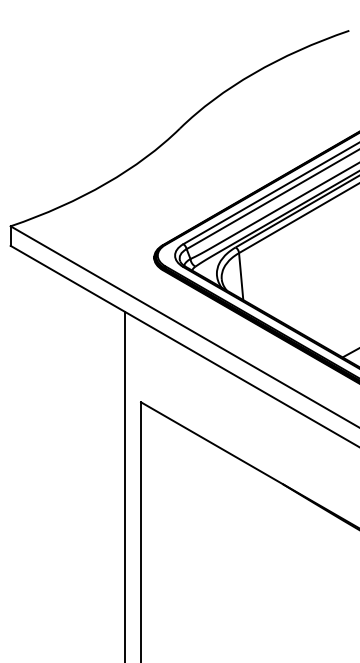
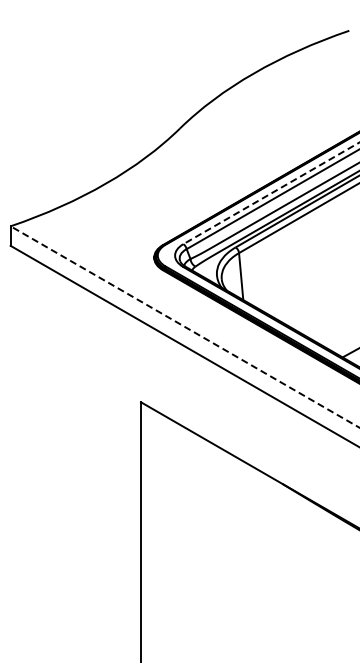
line: solid -> dashed (271, 193)
line: solid -> dashed (184, 326)
line: present -> none (124, 485)
